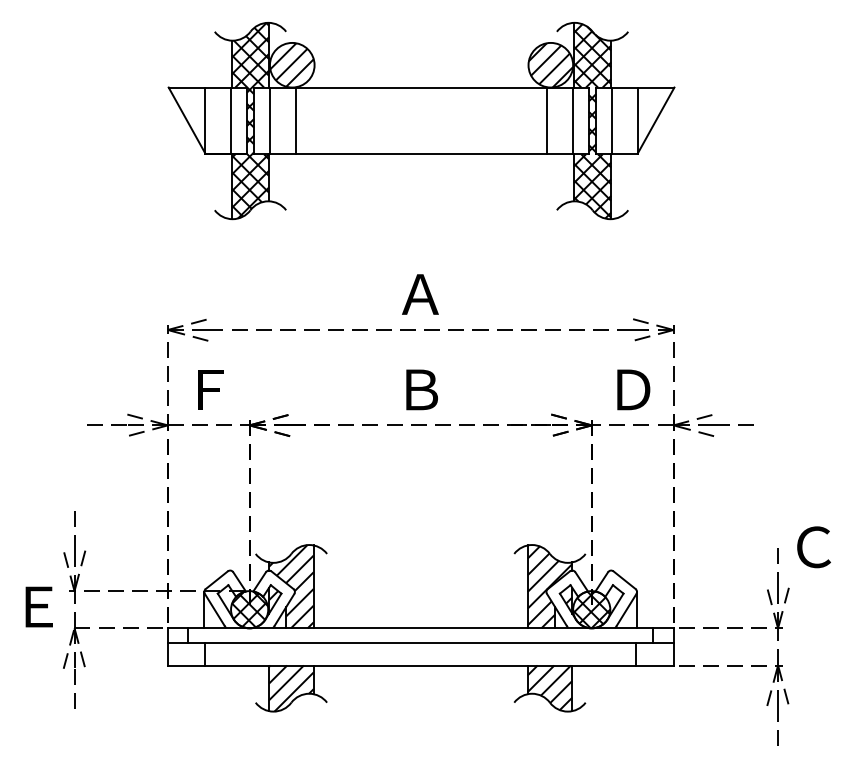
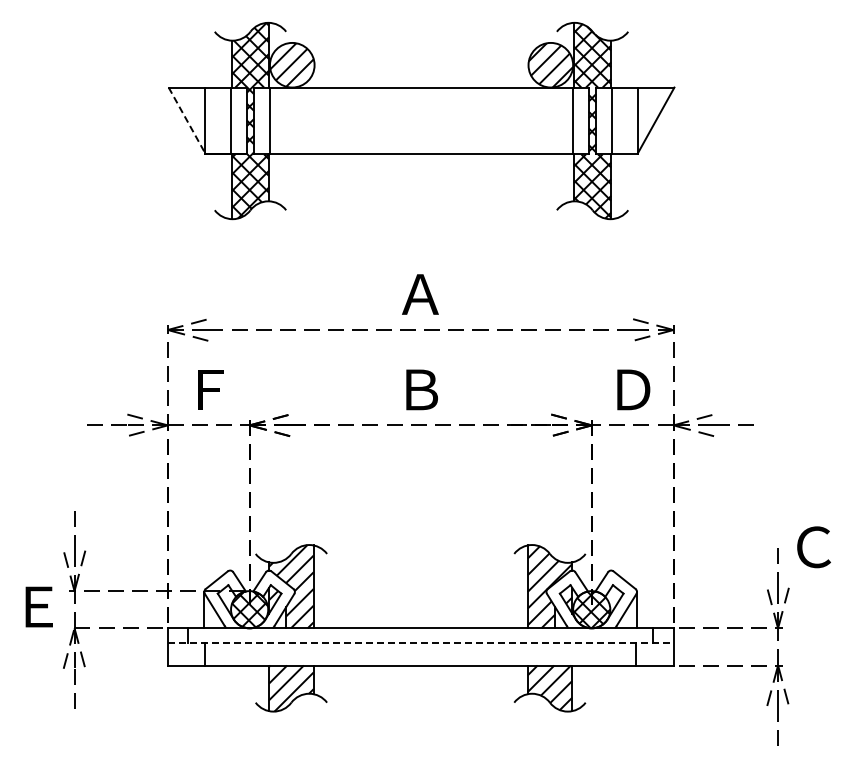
line: solid -> dashed (186, 120)
line: present -> none (295, 120)
line: present -> none (547, 120)
line: solid -> dashed (420, 643)
